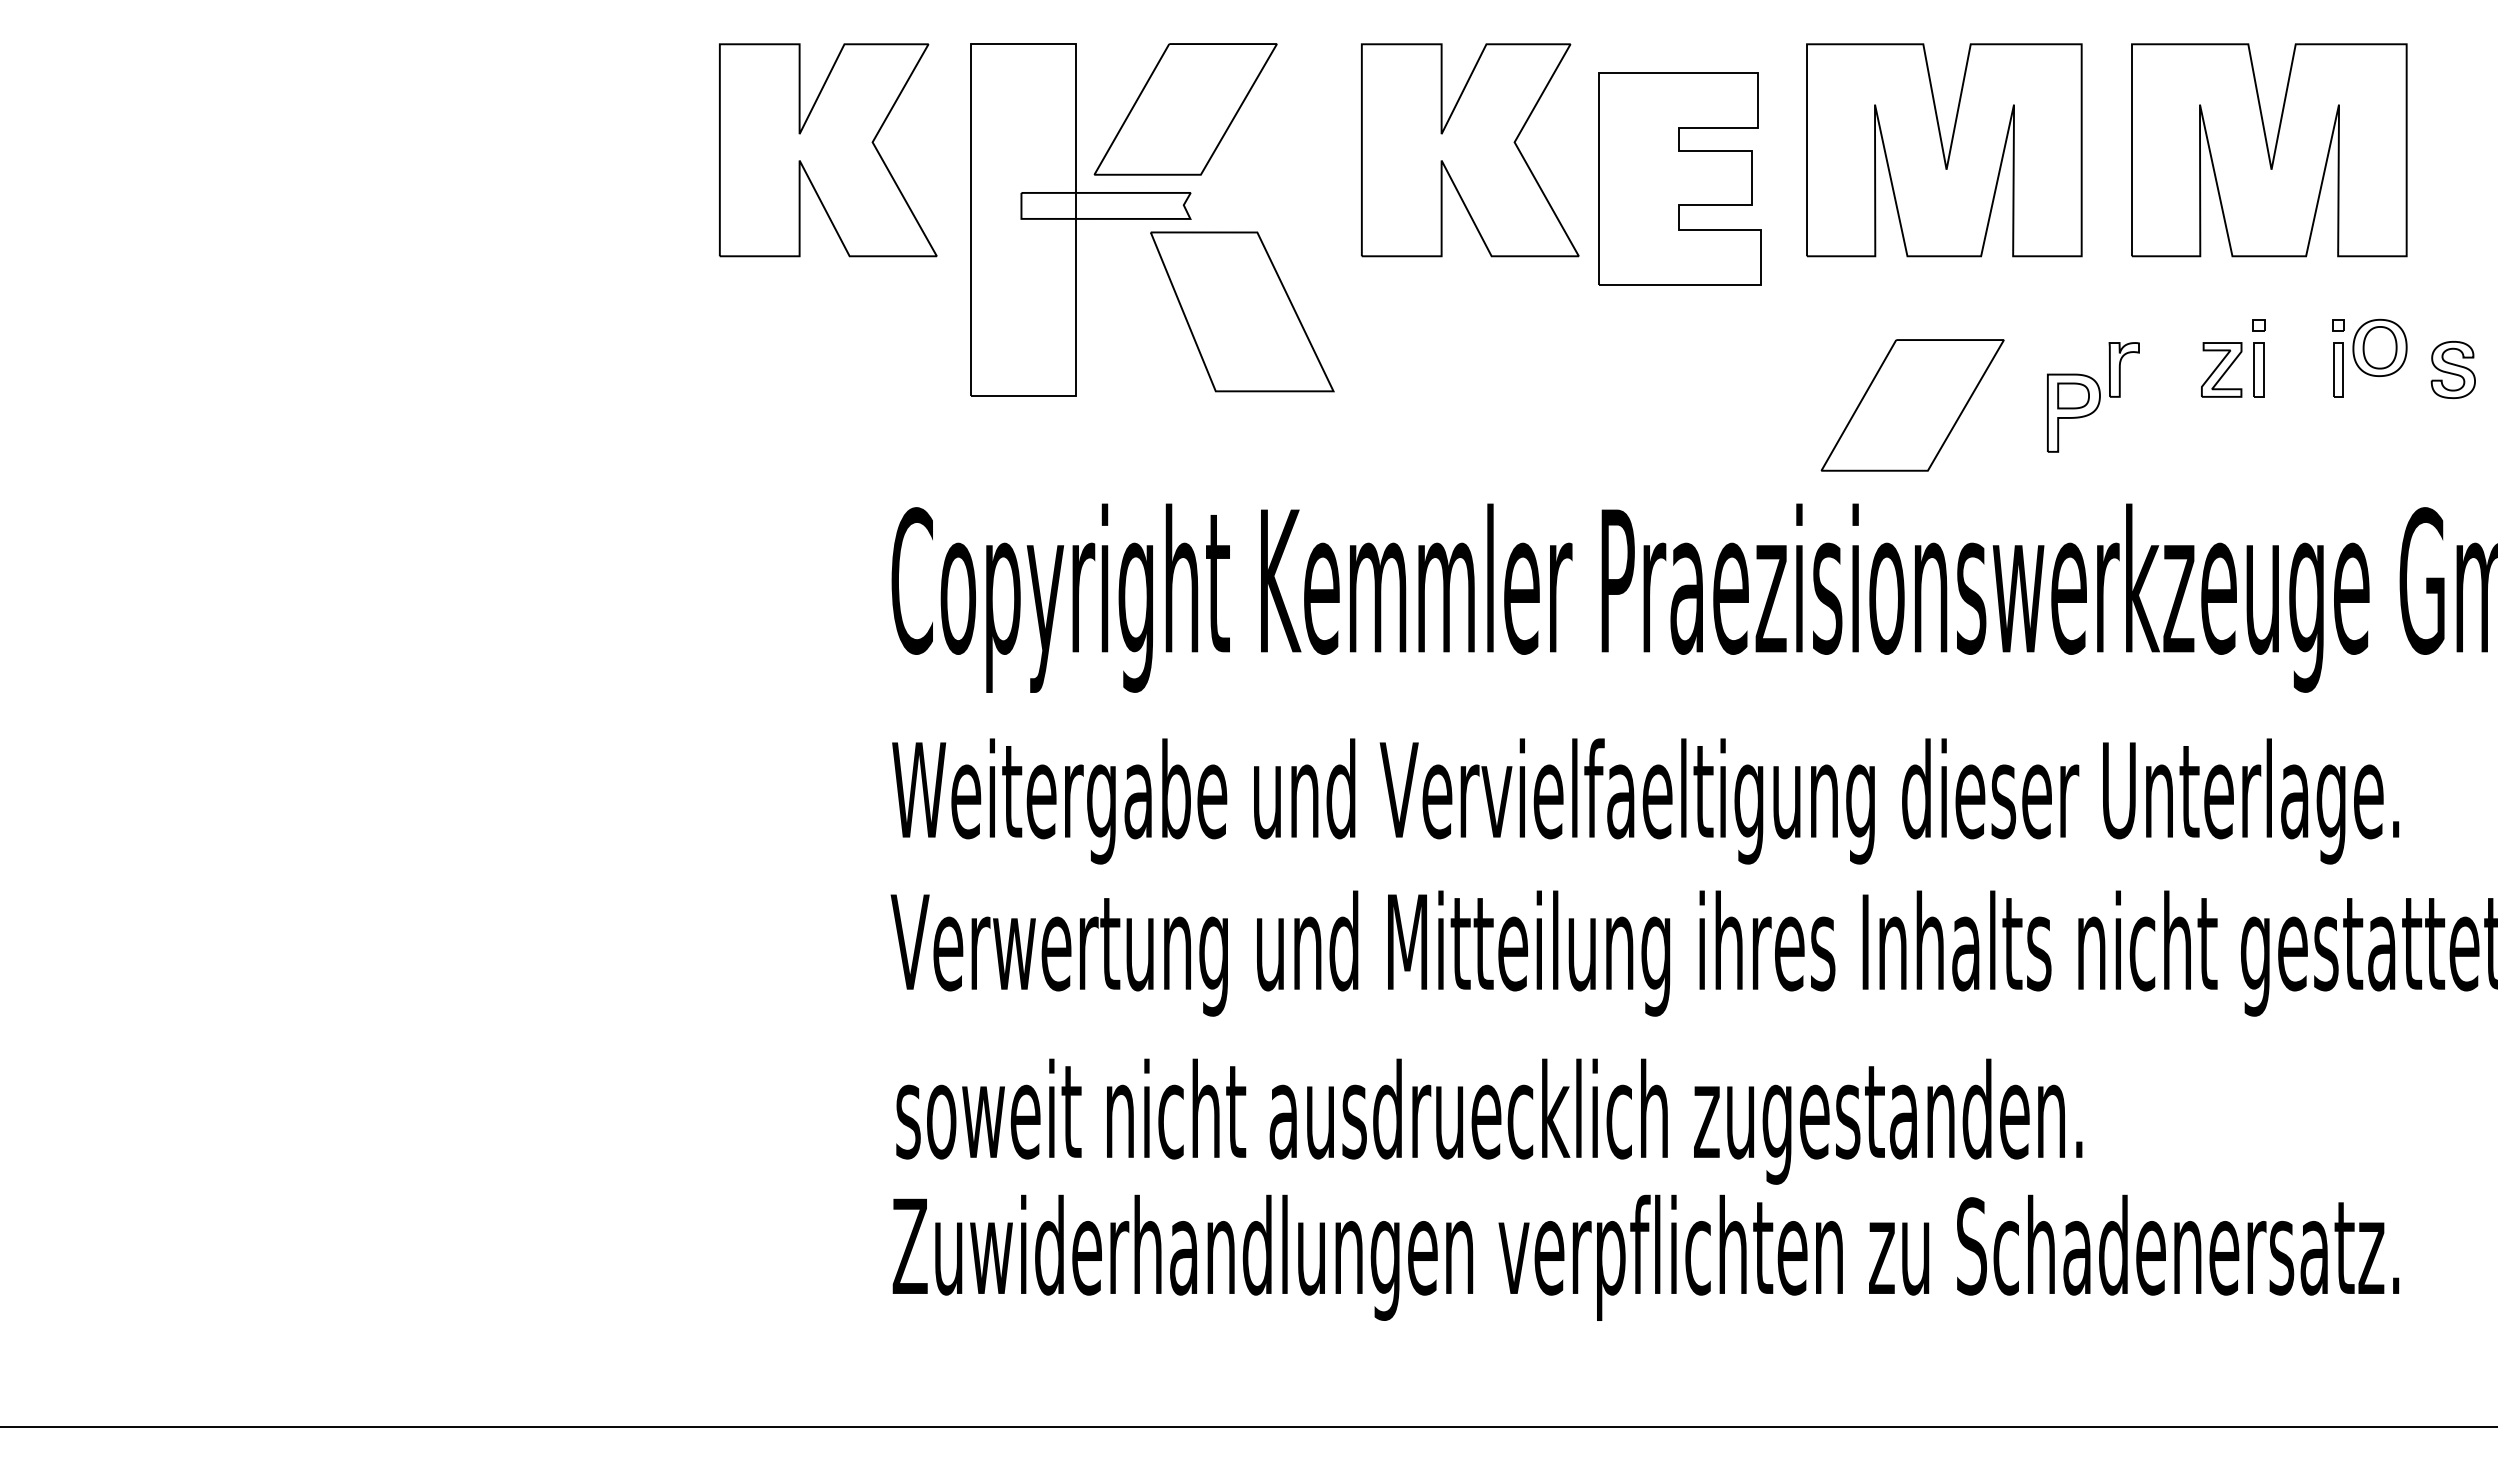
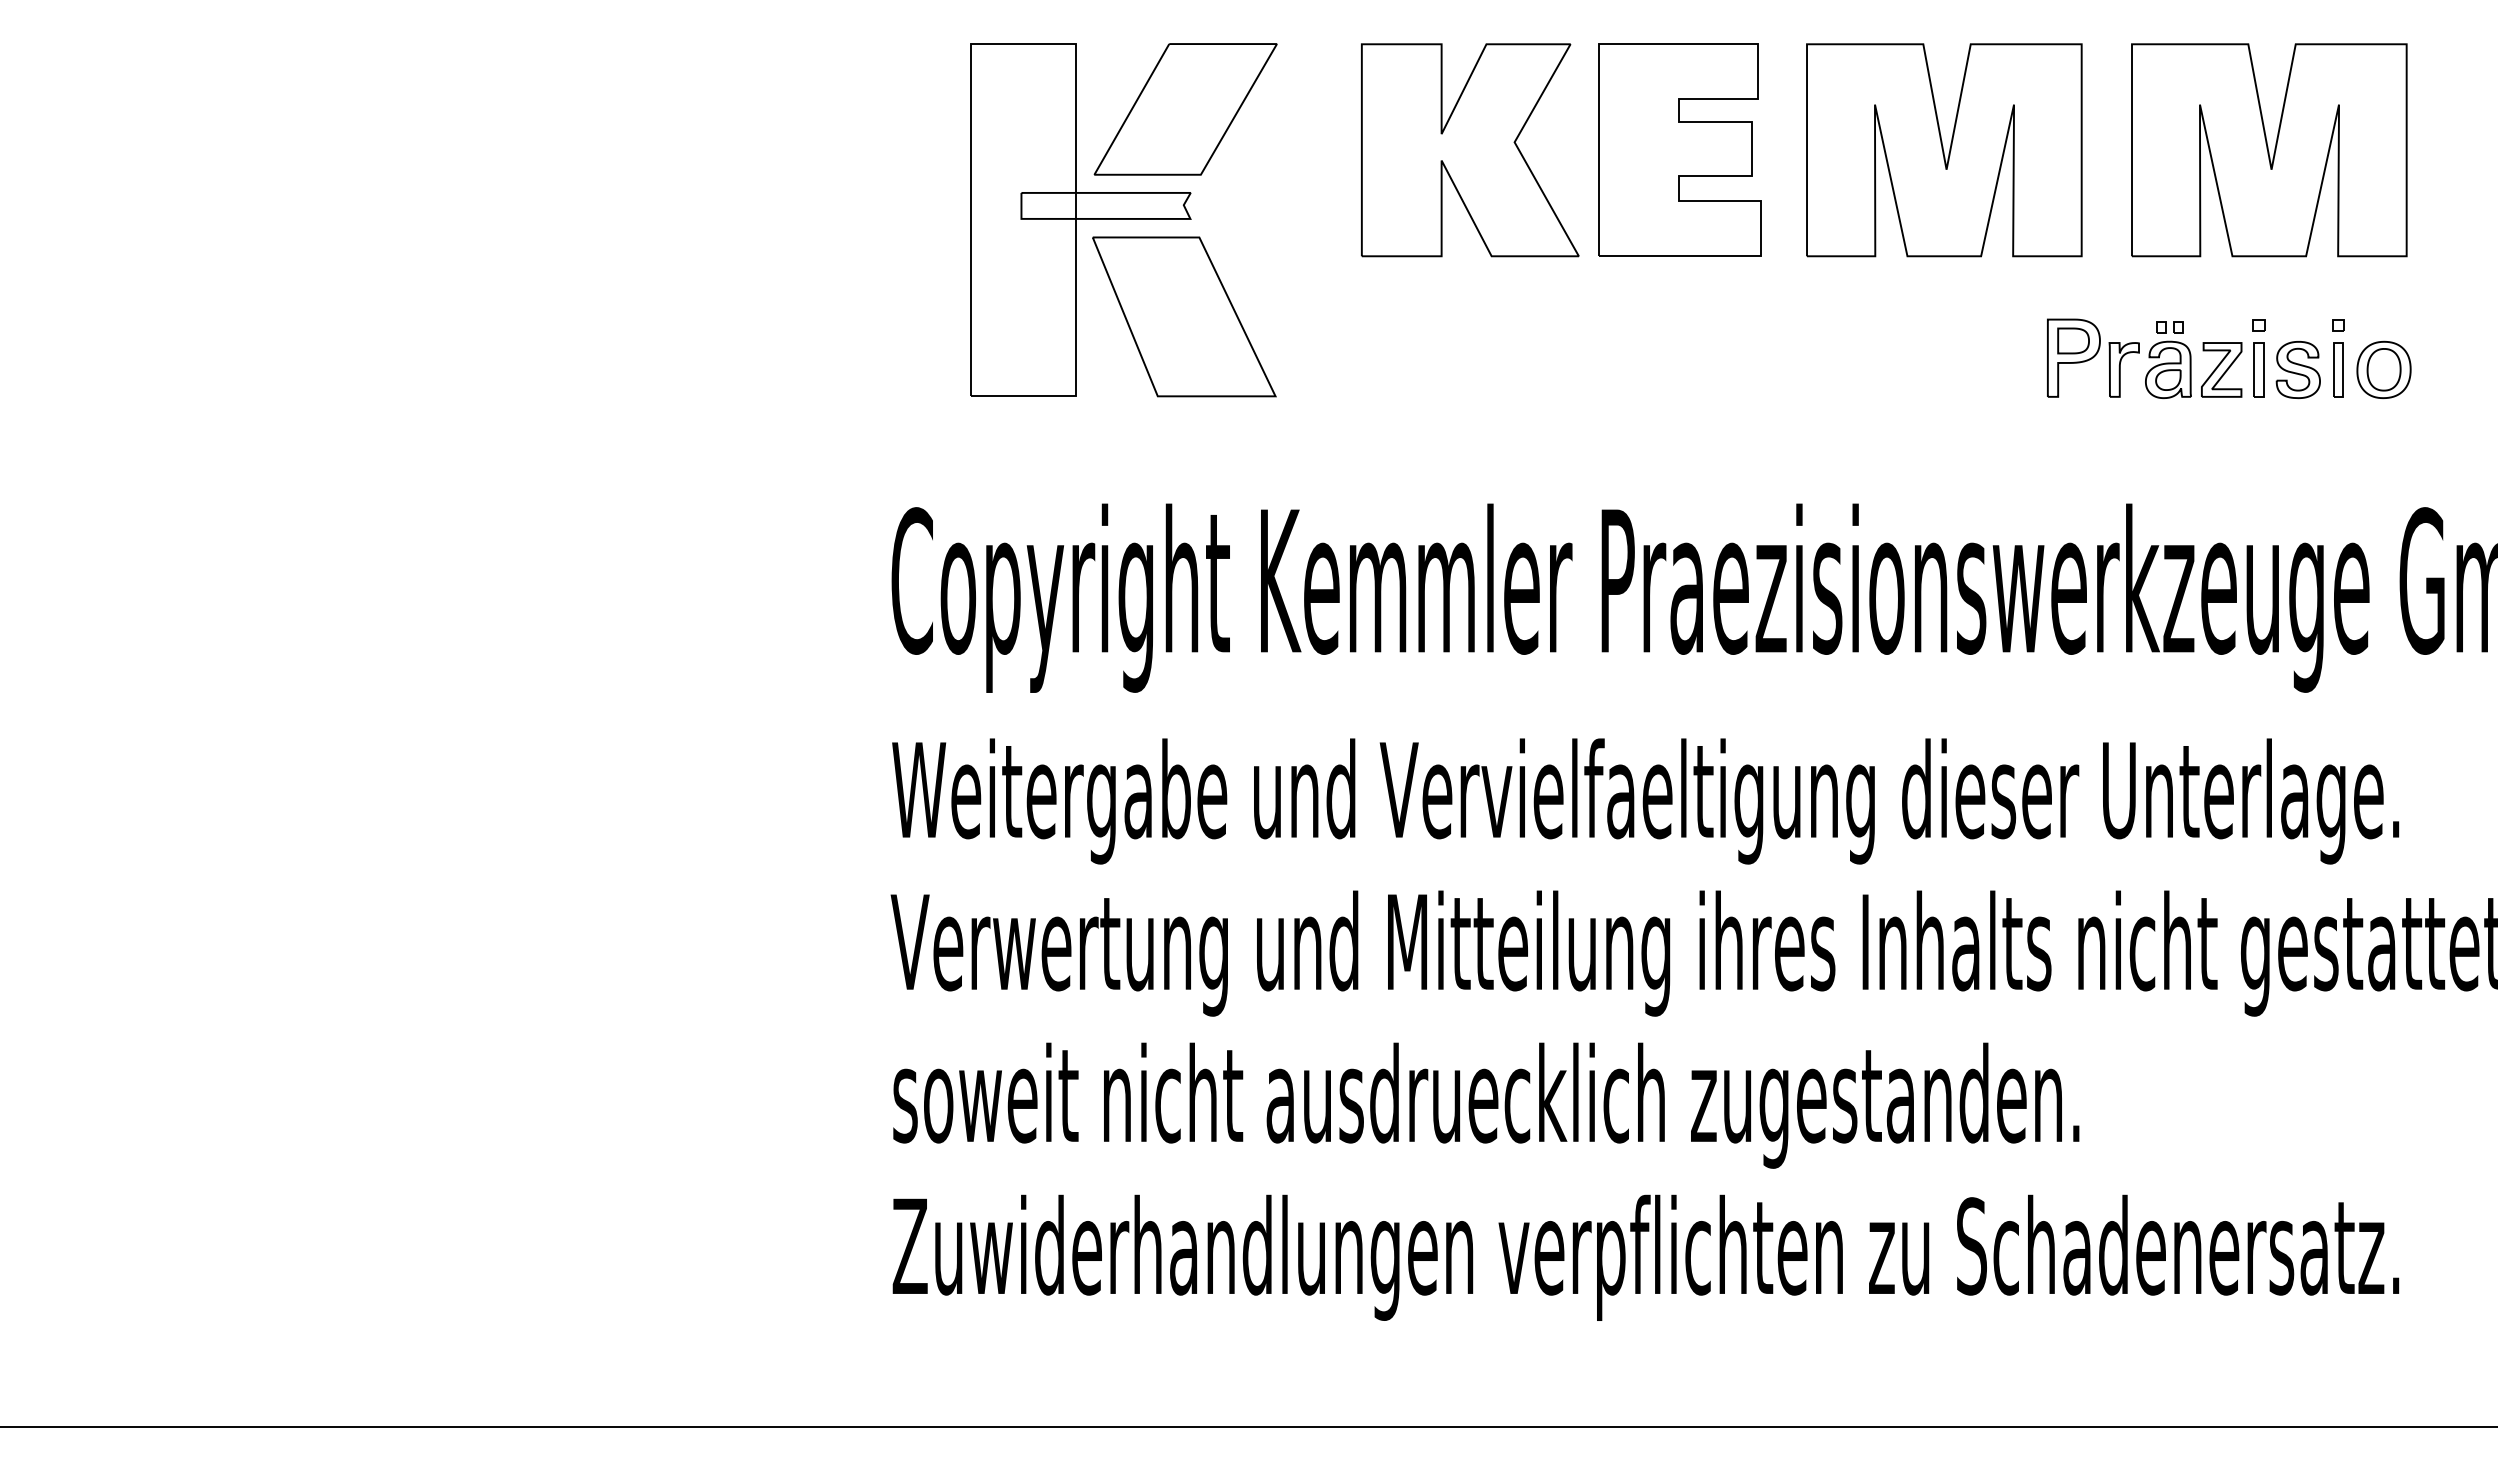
part: present -> none (828, 150)
part position: (1679, 178) -> (1679, 149) (1679, 149)
part position: (1242, 311) -> (1184, 316) (1184, 316)
part position: (2379, 347) -> (2383, 369) (2383, 369)
part: none -> present (2168, 359)
part position: (2452, 369) -> (2297, 369) (2297, 369)
part: present -> none (1912, 405)
part position: (2073, 412) -> (2073, 357) (2073, 357)
text position: (1489, 1121) -> (1486, 1105) (1486, 1105)
